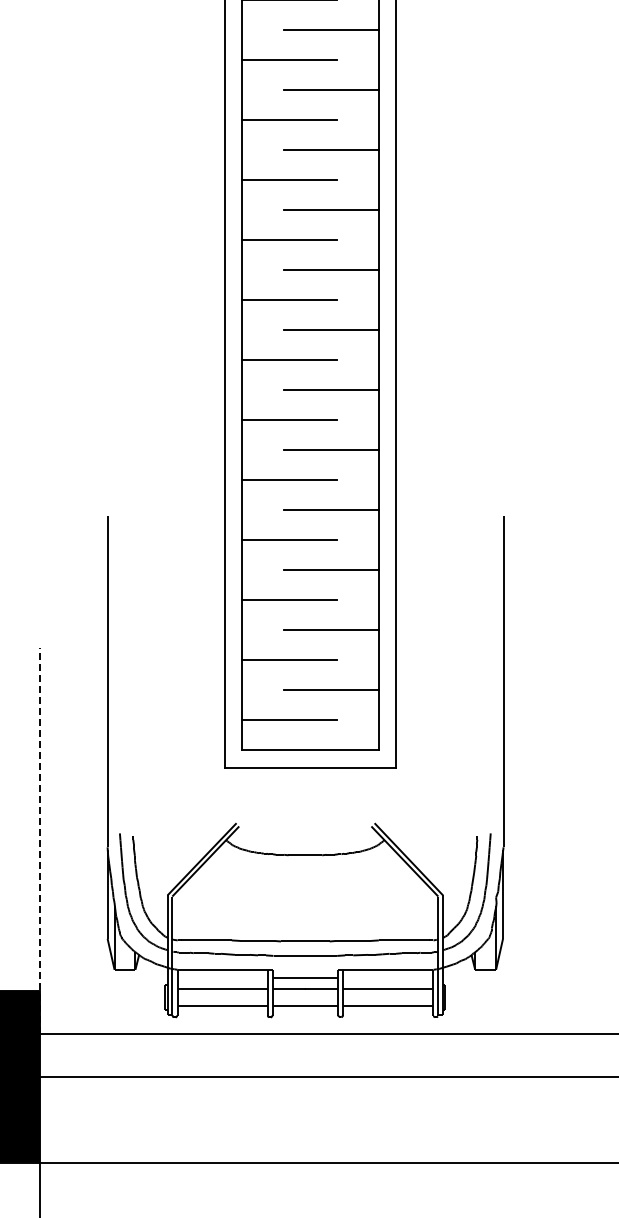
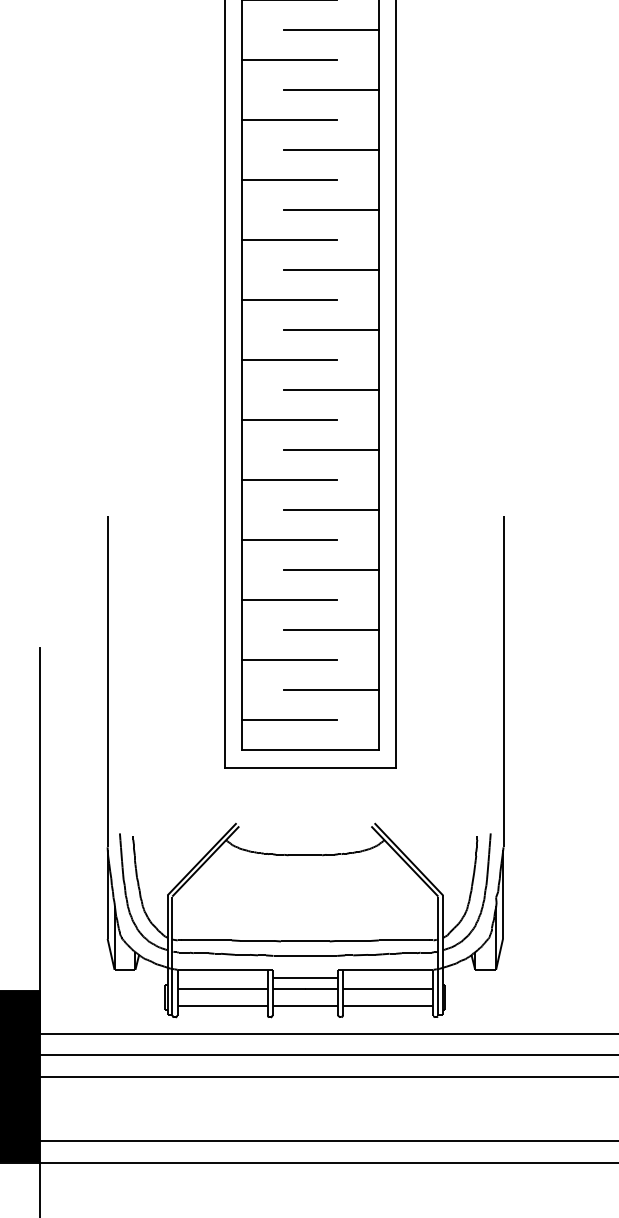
line: dashed -> solid (39, 840)
line: none -> present (327, 1055)
line: none -> present (316, 1141)
